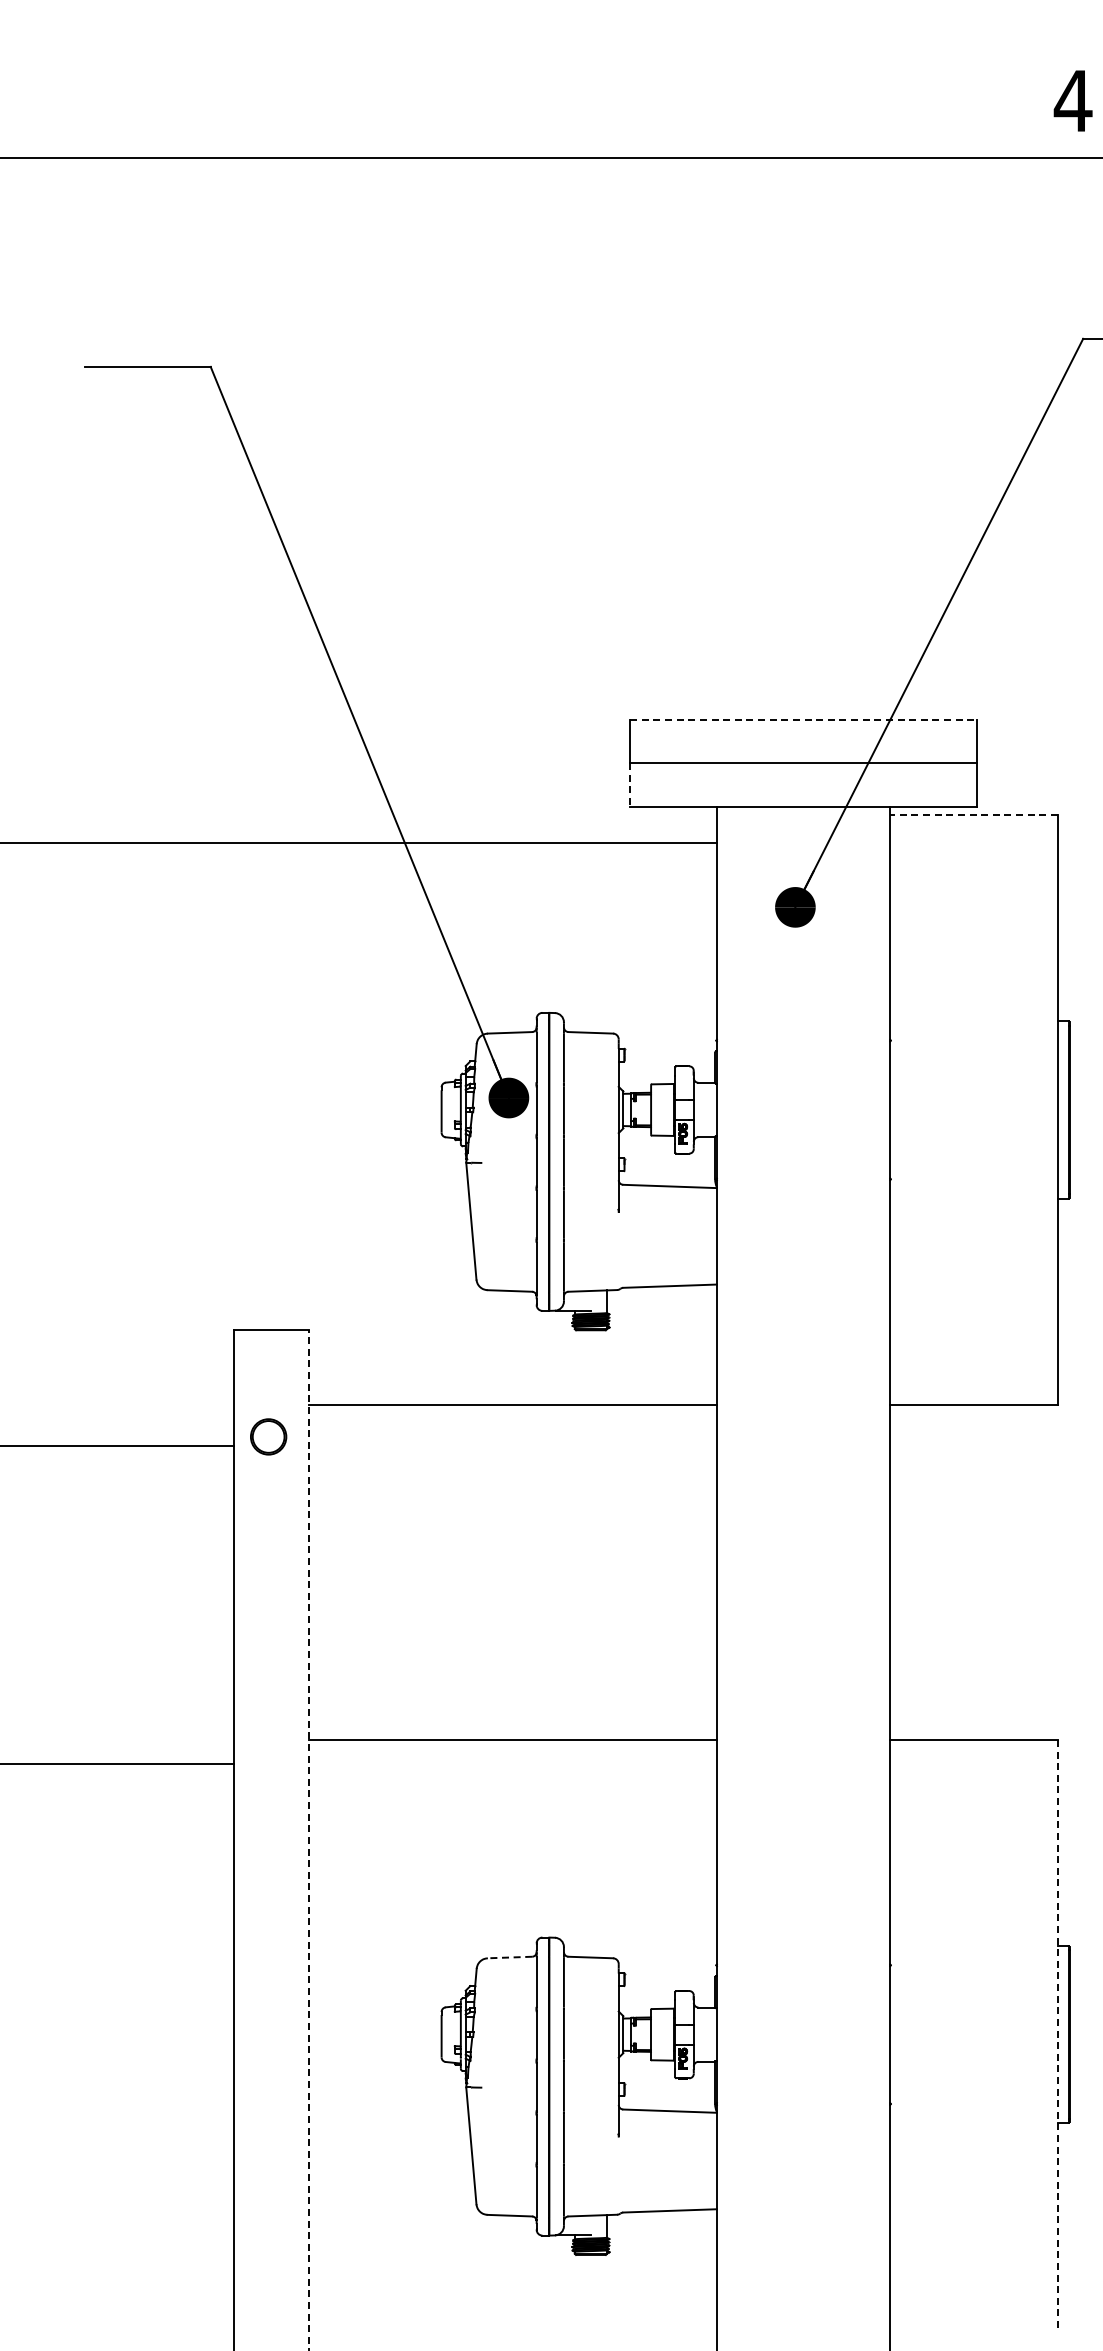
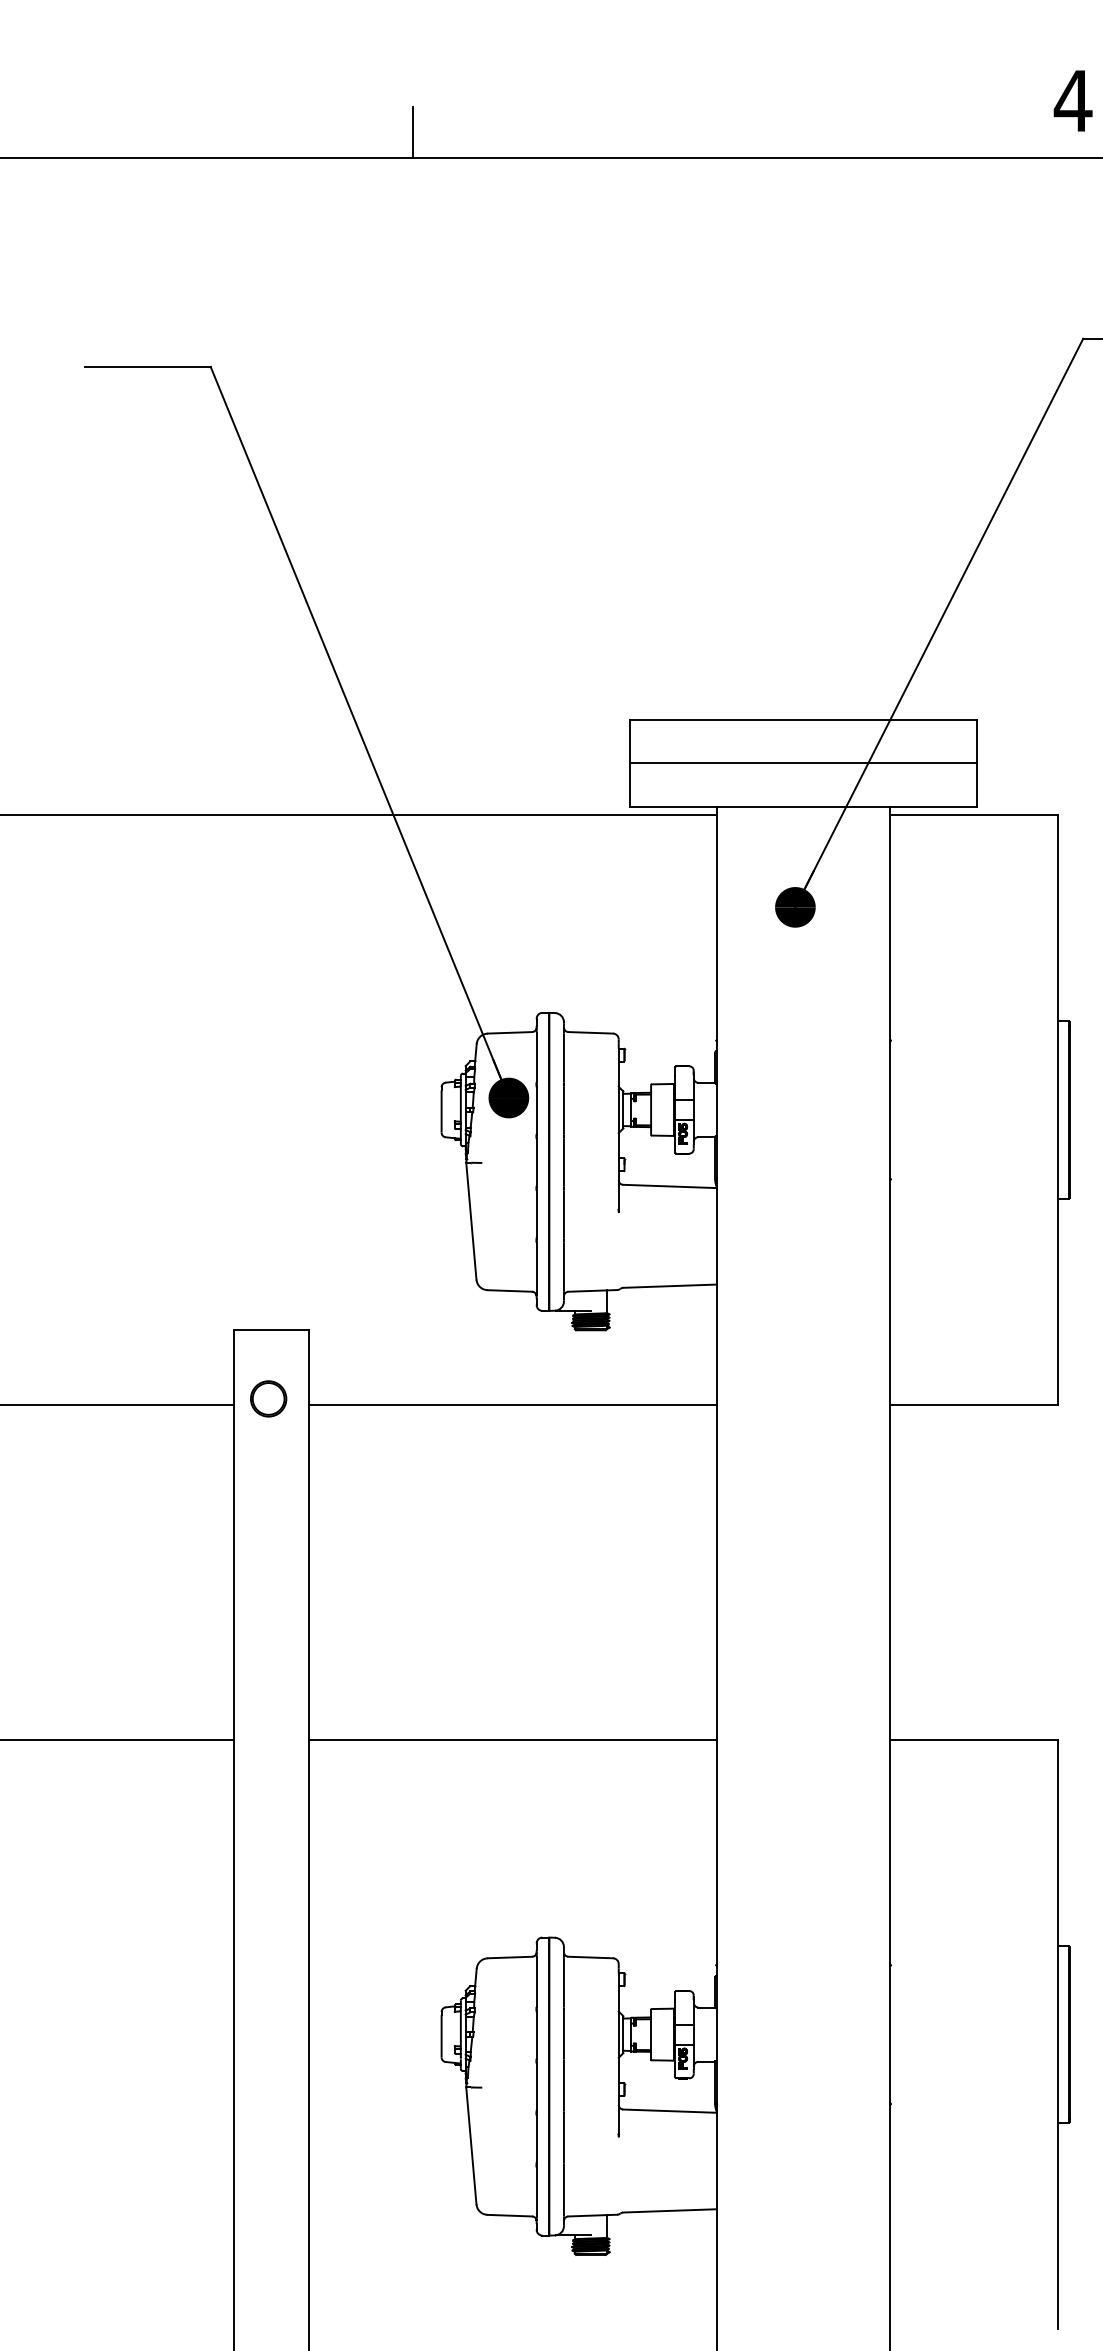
line: none -> present (412, 132)
line: dashed -> solid (804, 719)
line: dashed -> solid (630, 784)
line: dashed -> solid (974, 815)
line position: (359, 843) -> (359, 815) (359, 815)
part position: (268, 1436) -> (268, 1398) (268, 1398)
line position: (117, 1445) -> (117, 1404) (117, 1404)
line position: (117, 1763) -> (117, 1739) (117, 1739)
line: dashed -> solid (309, 1839)
line: dashed -> solid (509, 1957)
line: dashed -> solid (1057, 2034)
